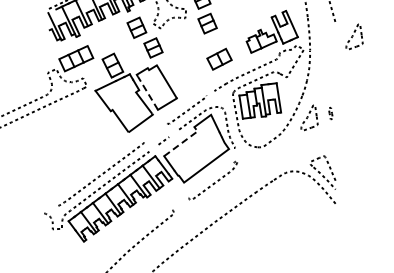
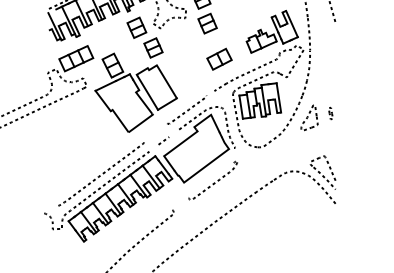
part: present -> none (354, 36)
line: dashed -> solid (147, 92)
line: dashed -> solid (182, 142)
